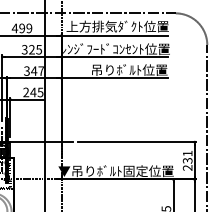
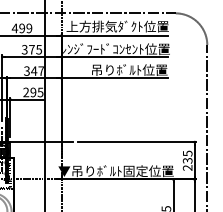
text: 325 -> 375 (31, 49)
text: 245 -> 295 (33, 92)
text: 231 -> 235 (187, 153)
